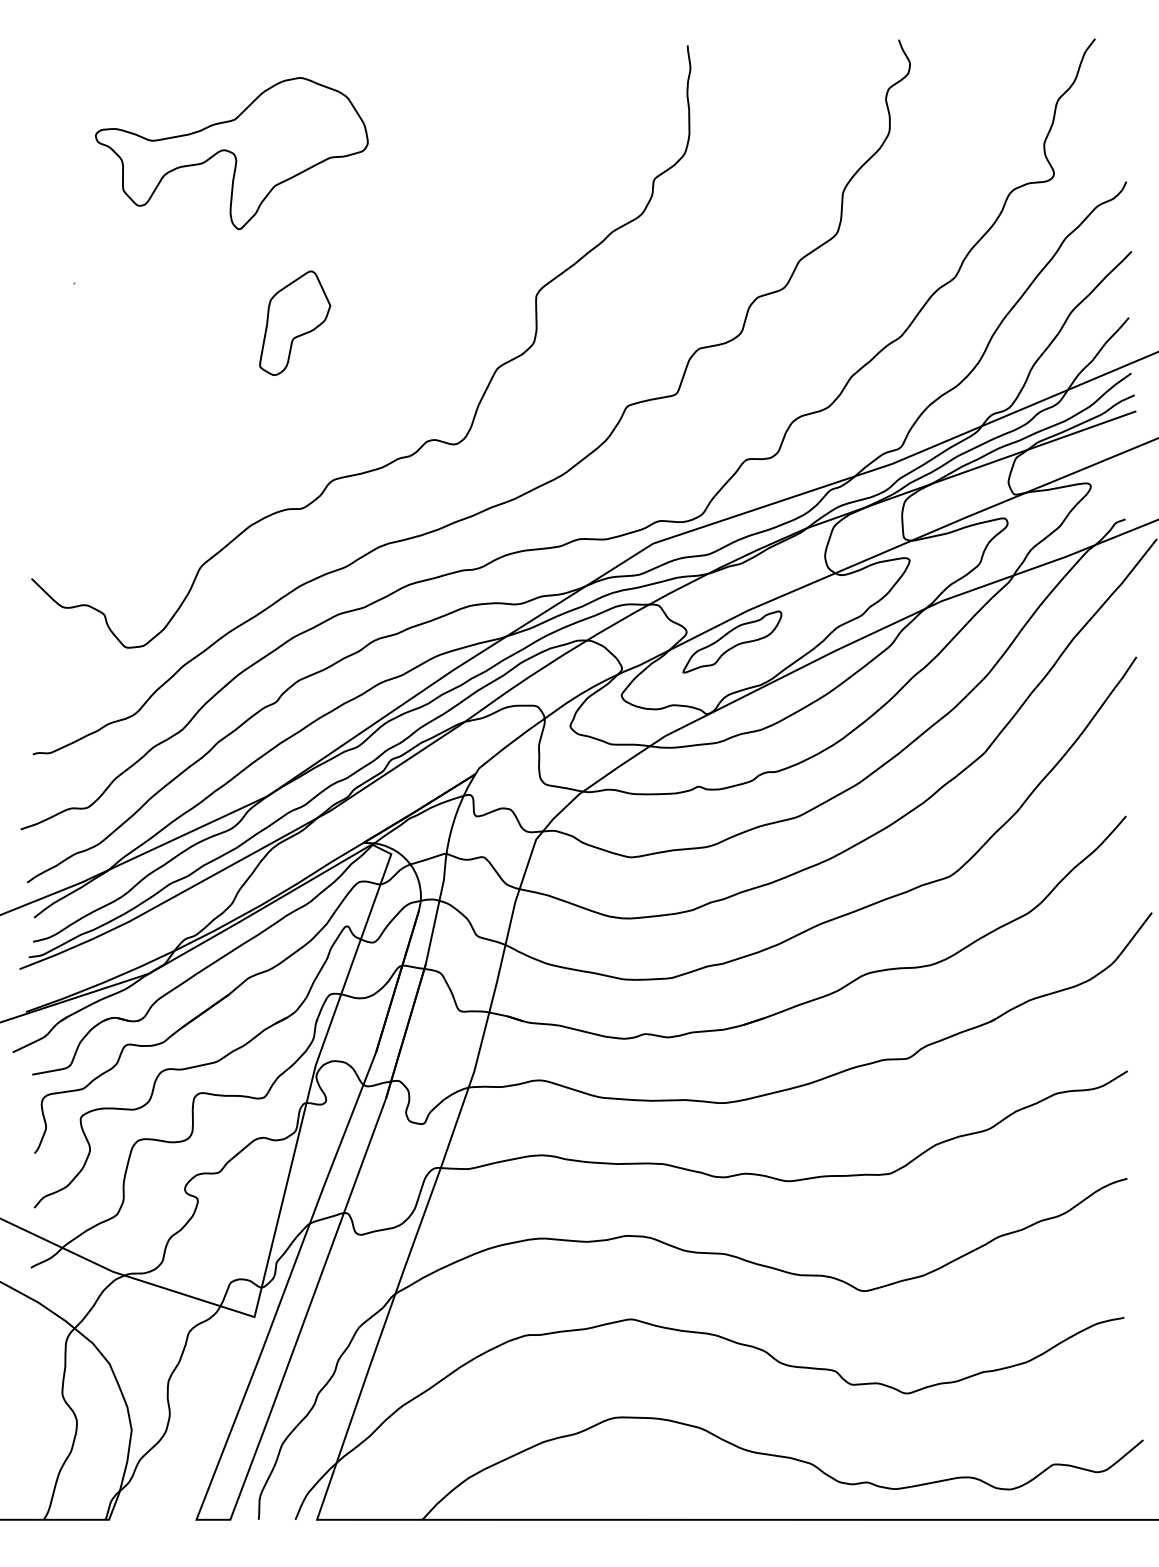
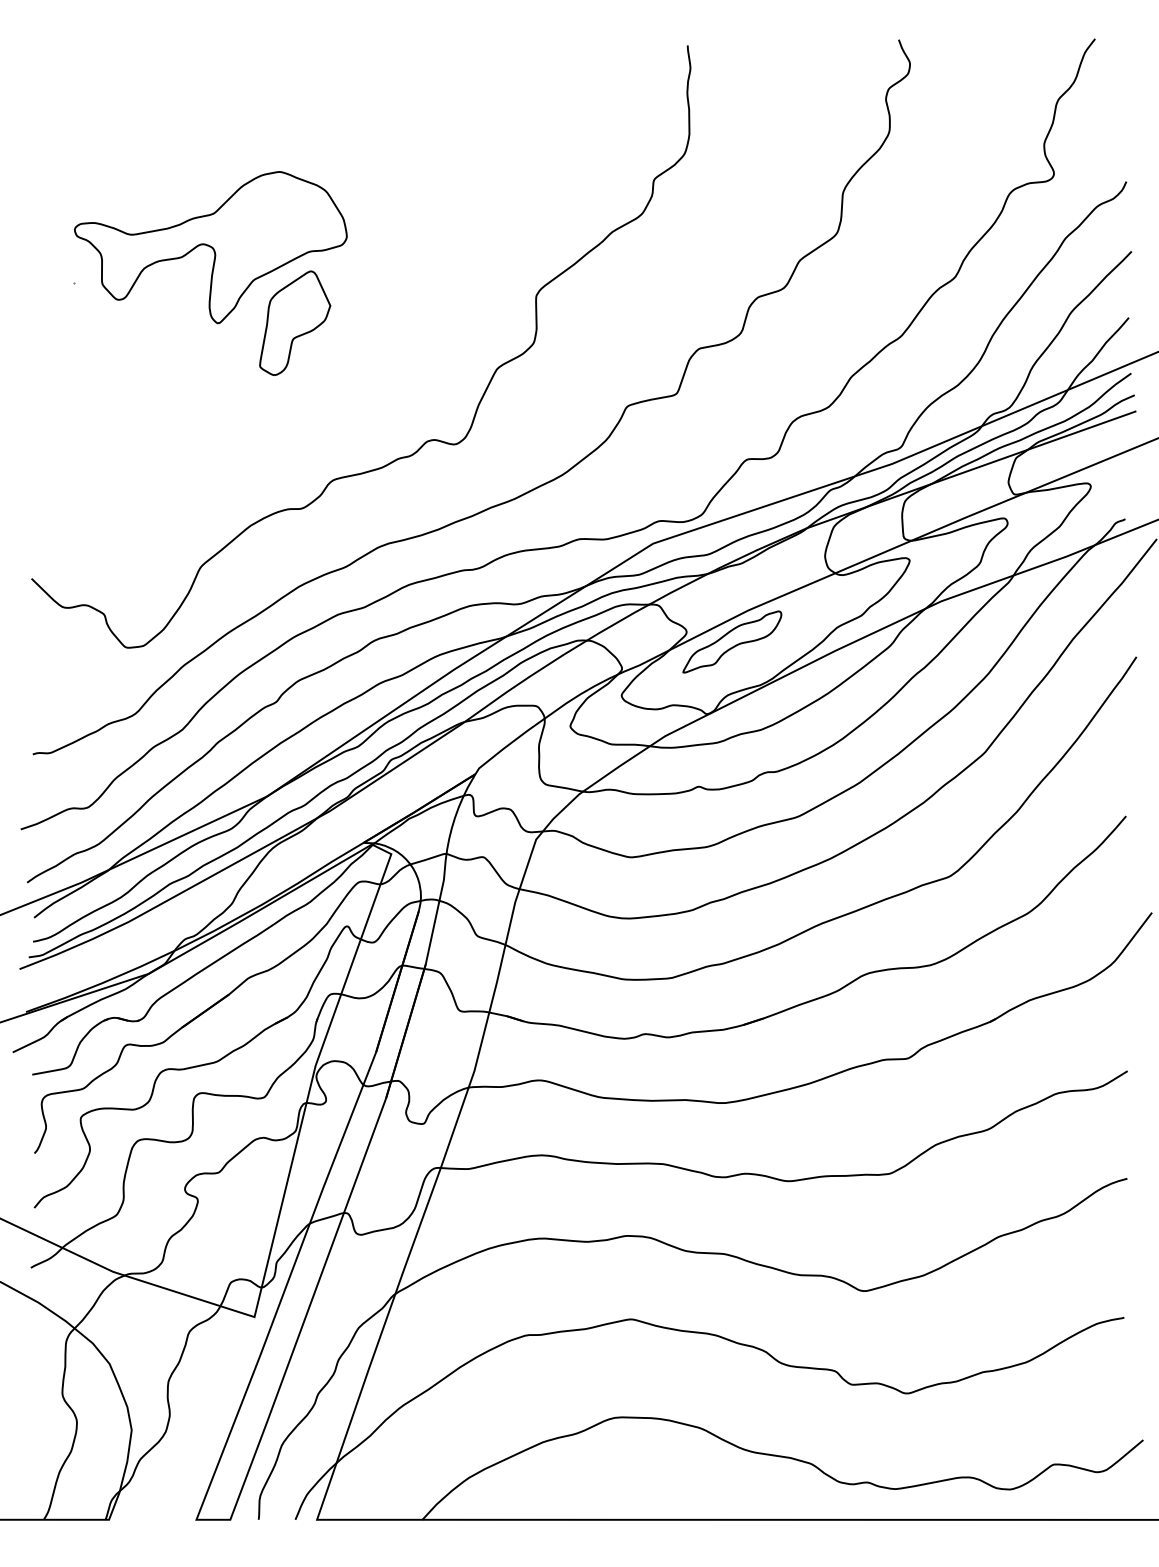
part position: (231, 153) -> (210, 247) (210, 247)
